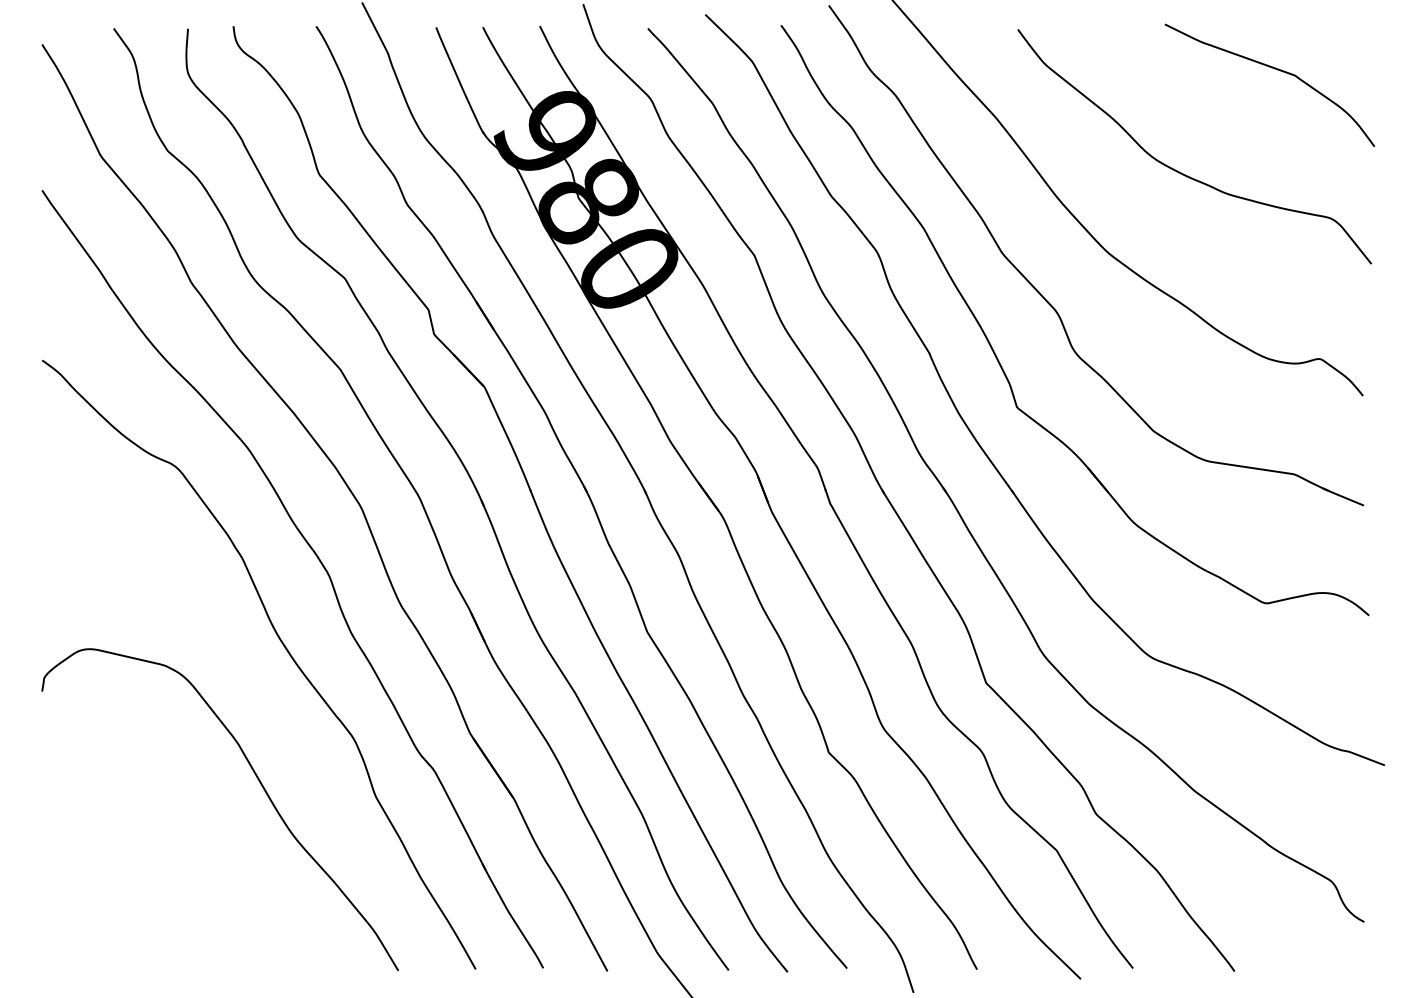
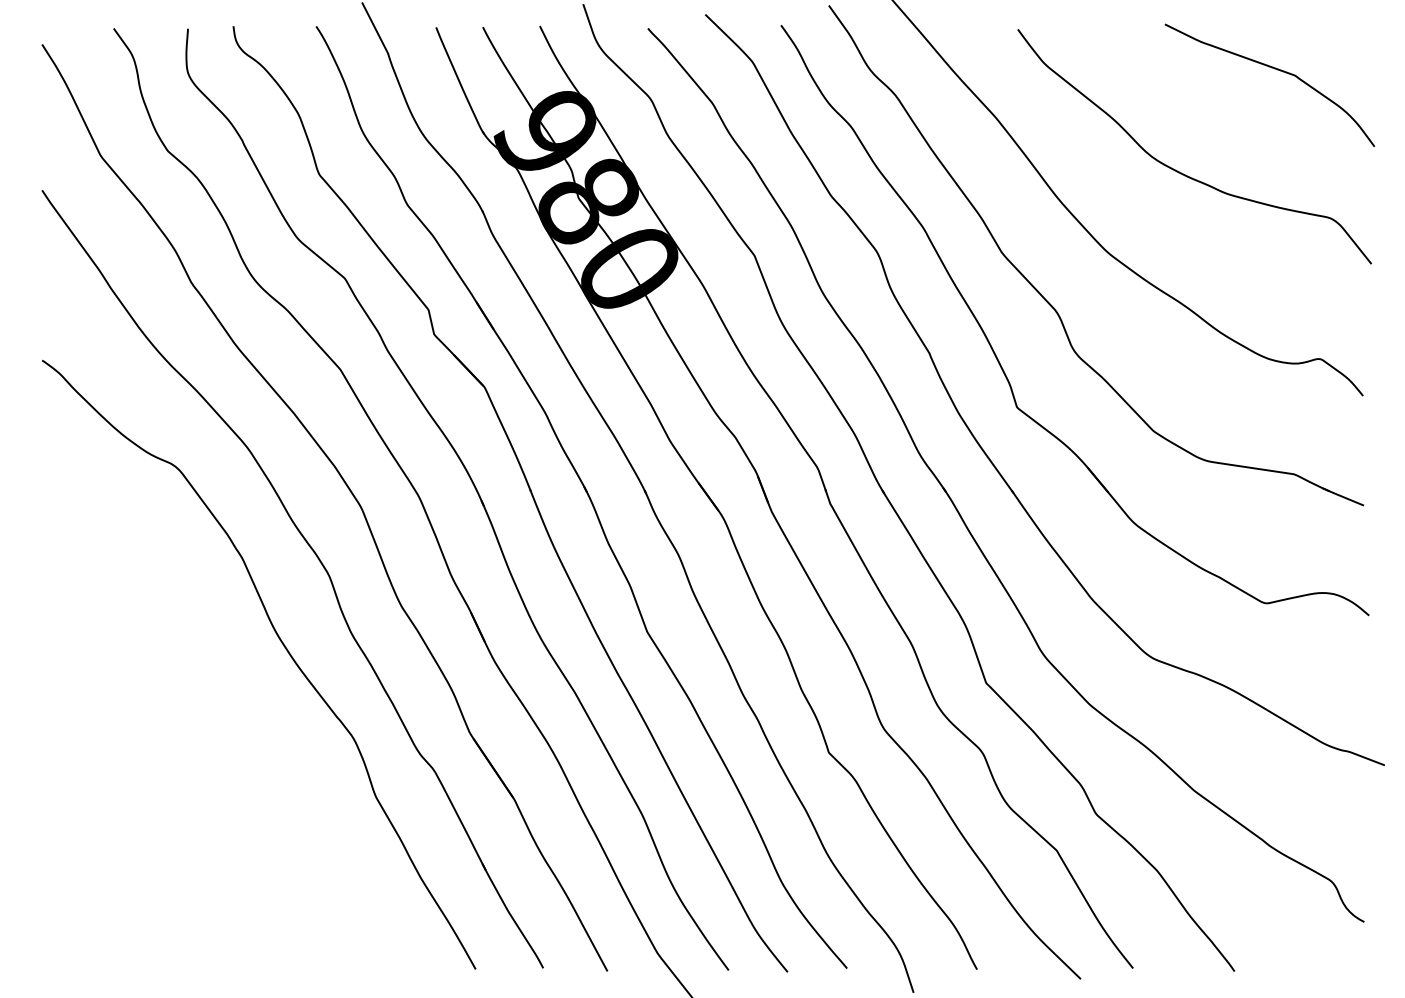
curve: present -> none (262, 788)
